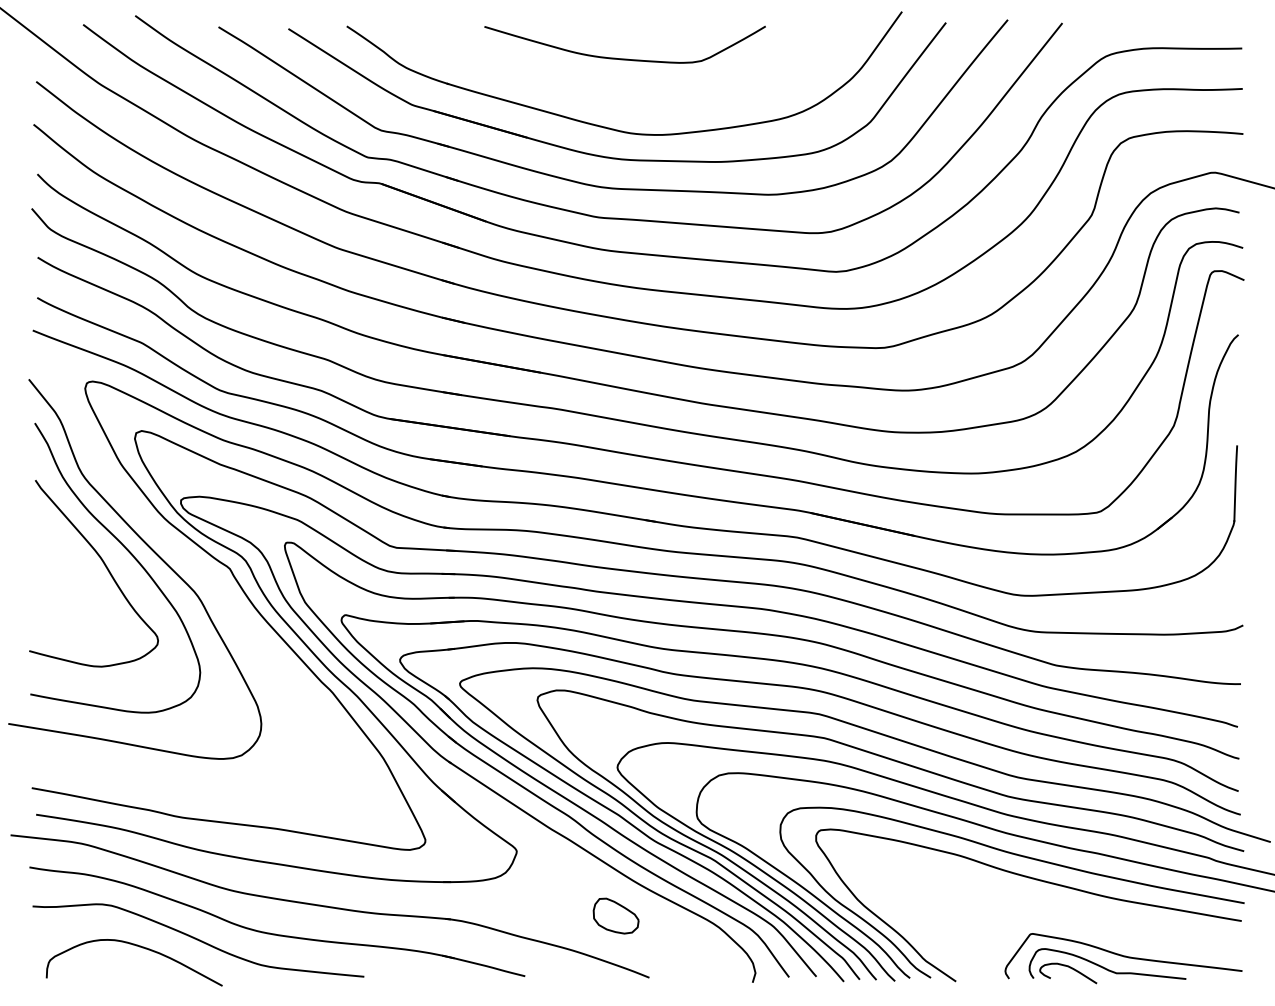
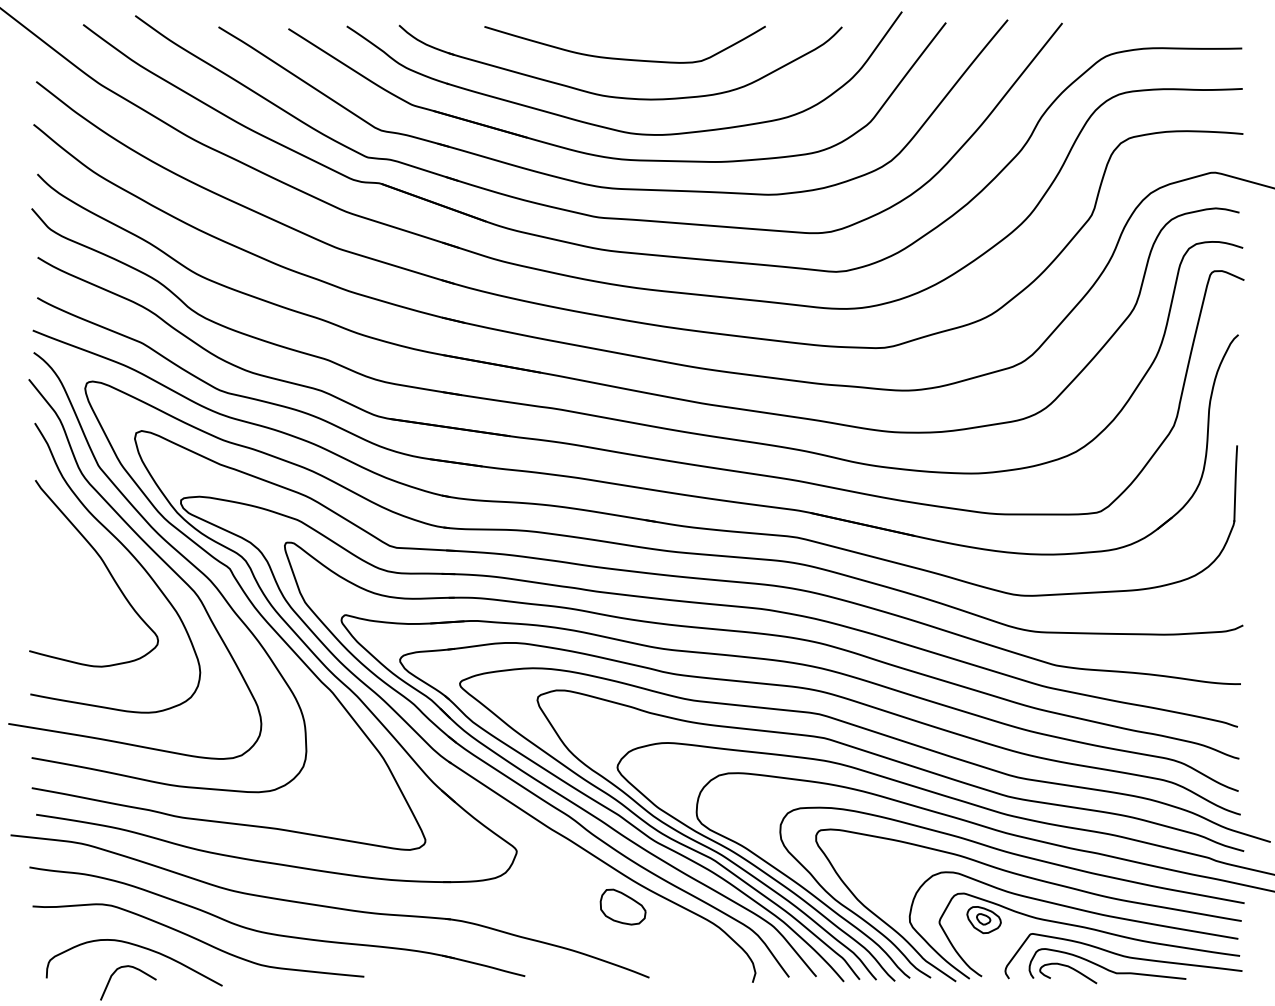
part: none -> present (619, 96)
curve: none -> present (181, 556)
part position: (615, 915) -> (622, 906) (622, 906)
part: none -> present (1074, 925)
curve: none -> present (135, 969)
